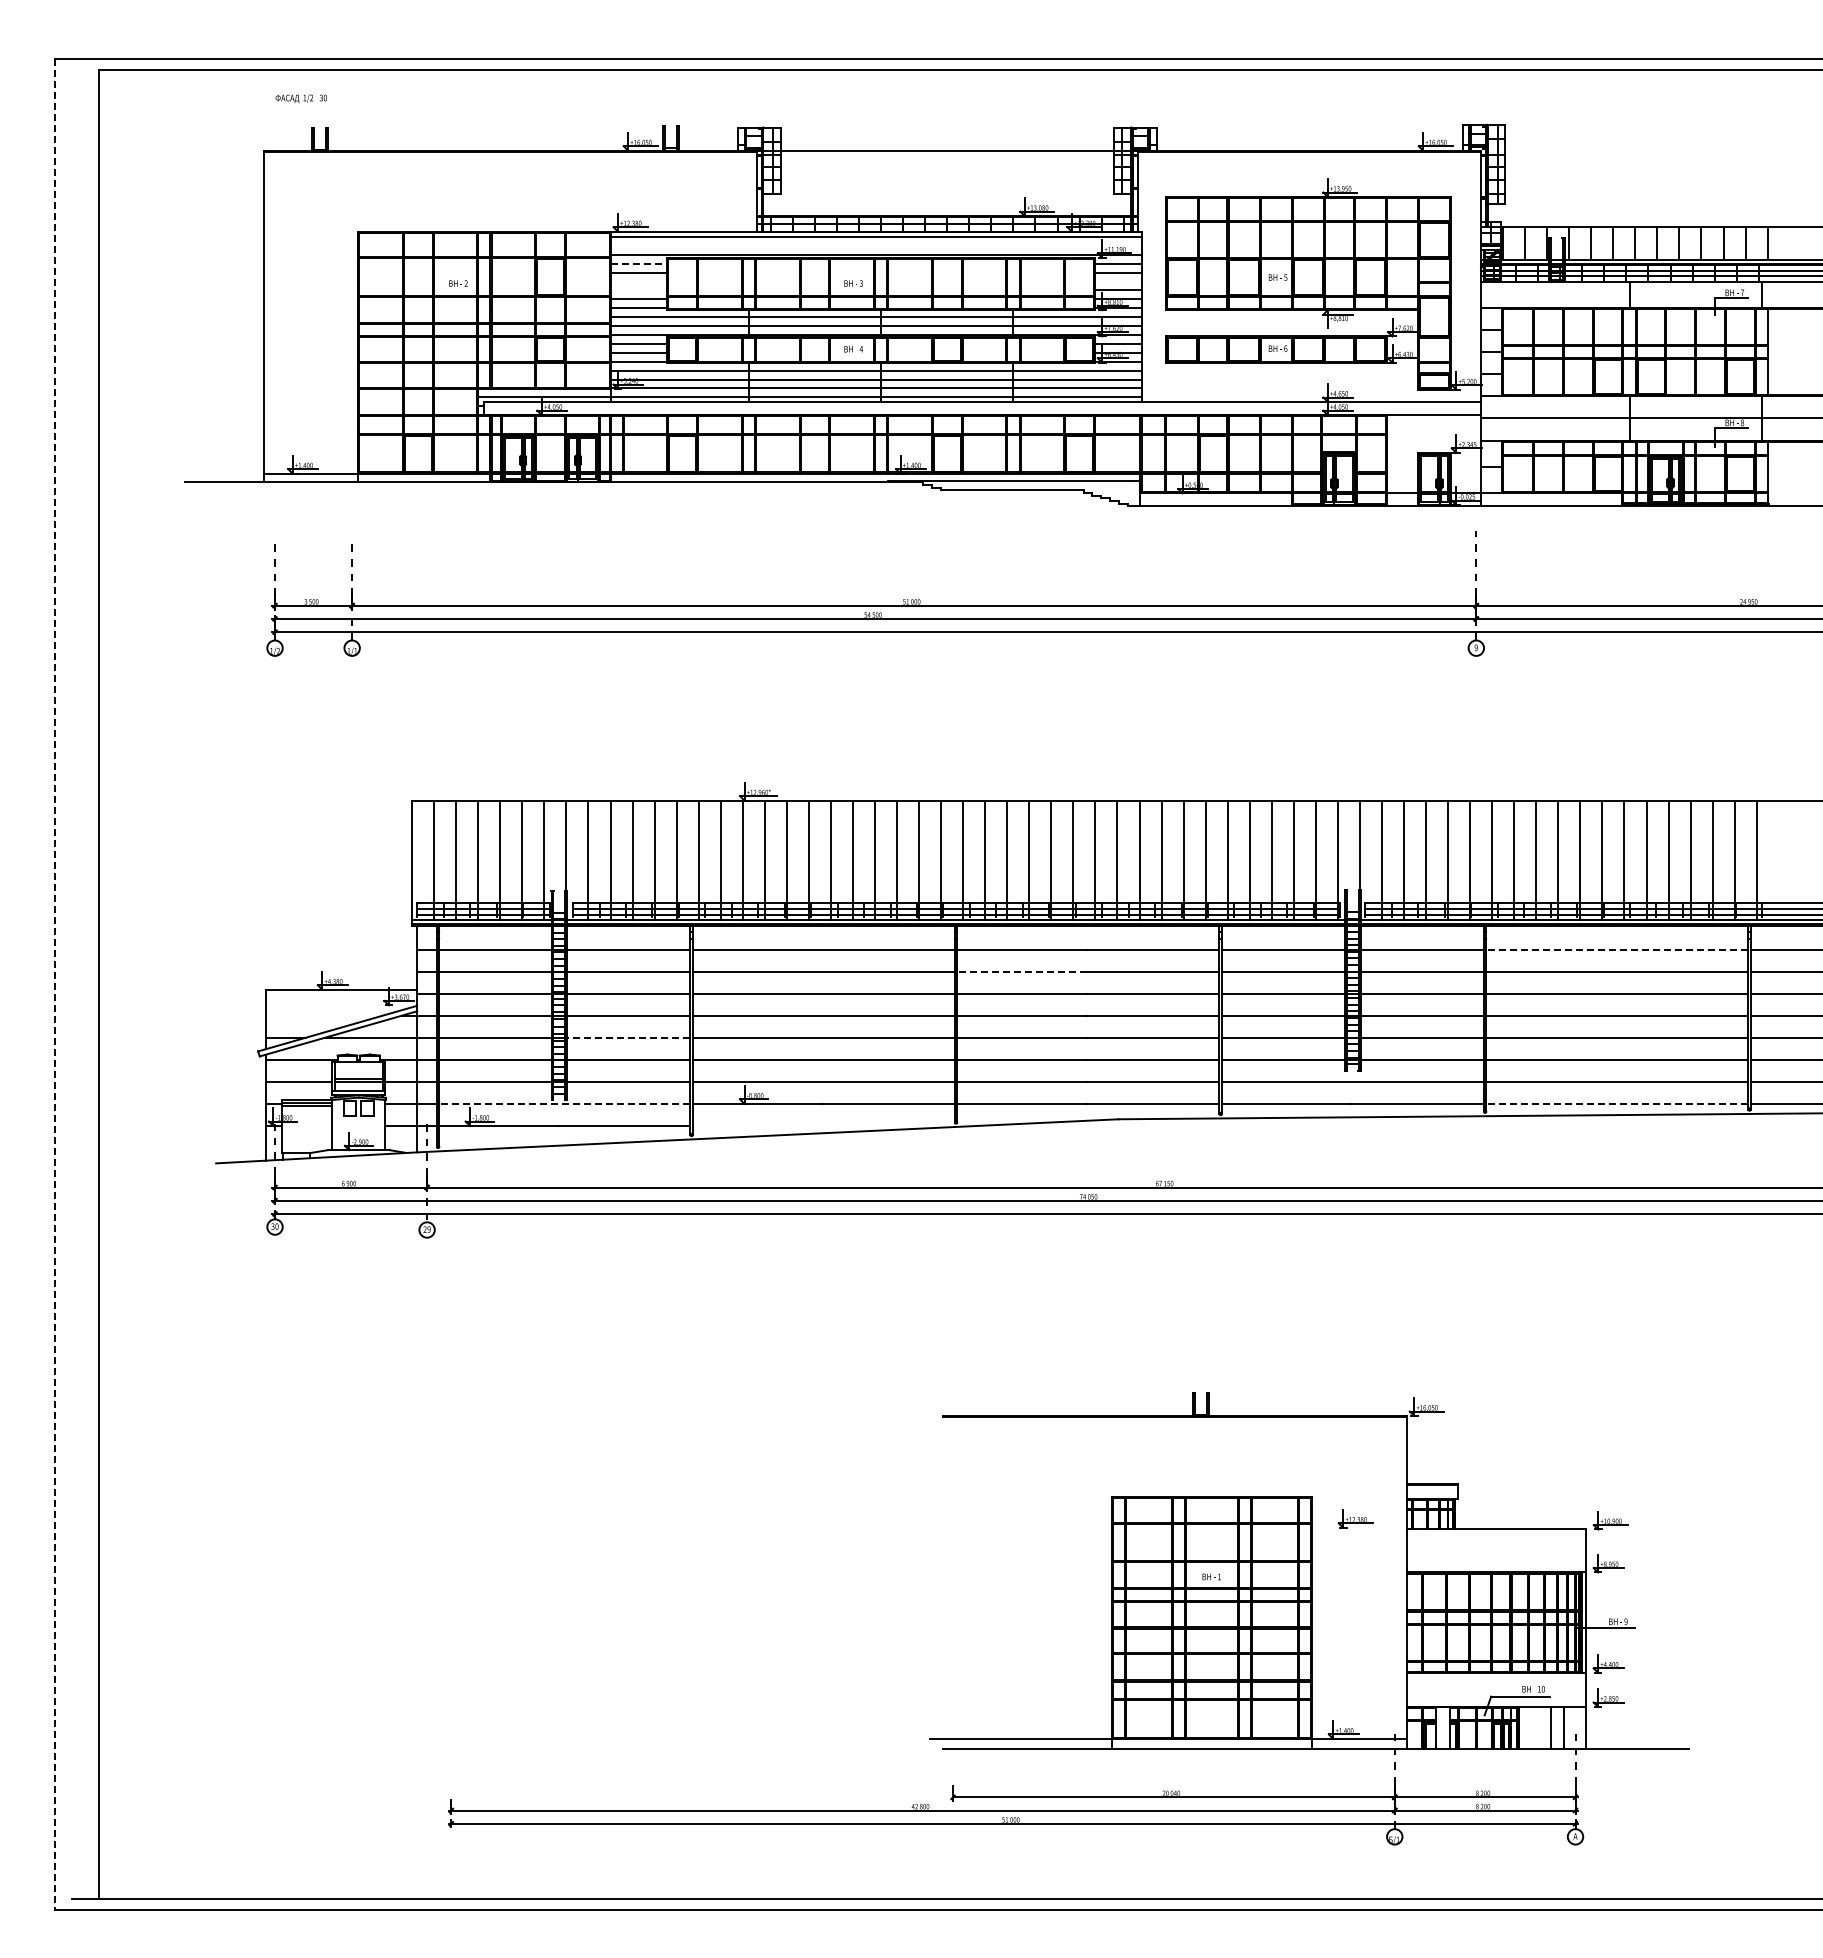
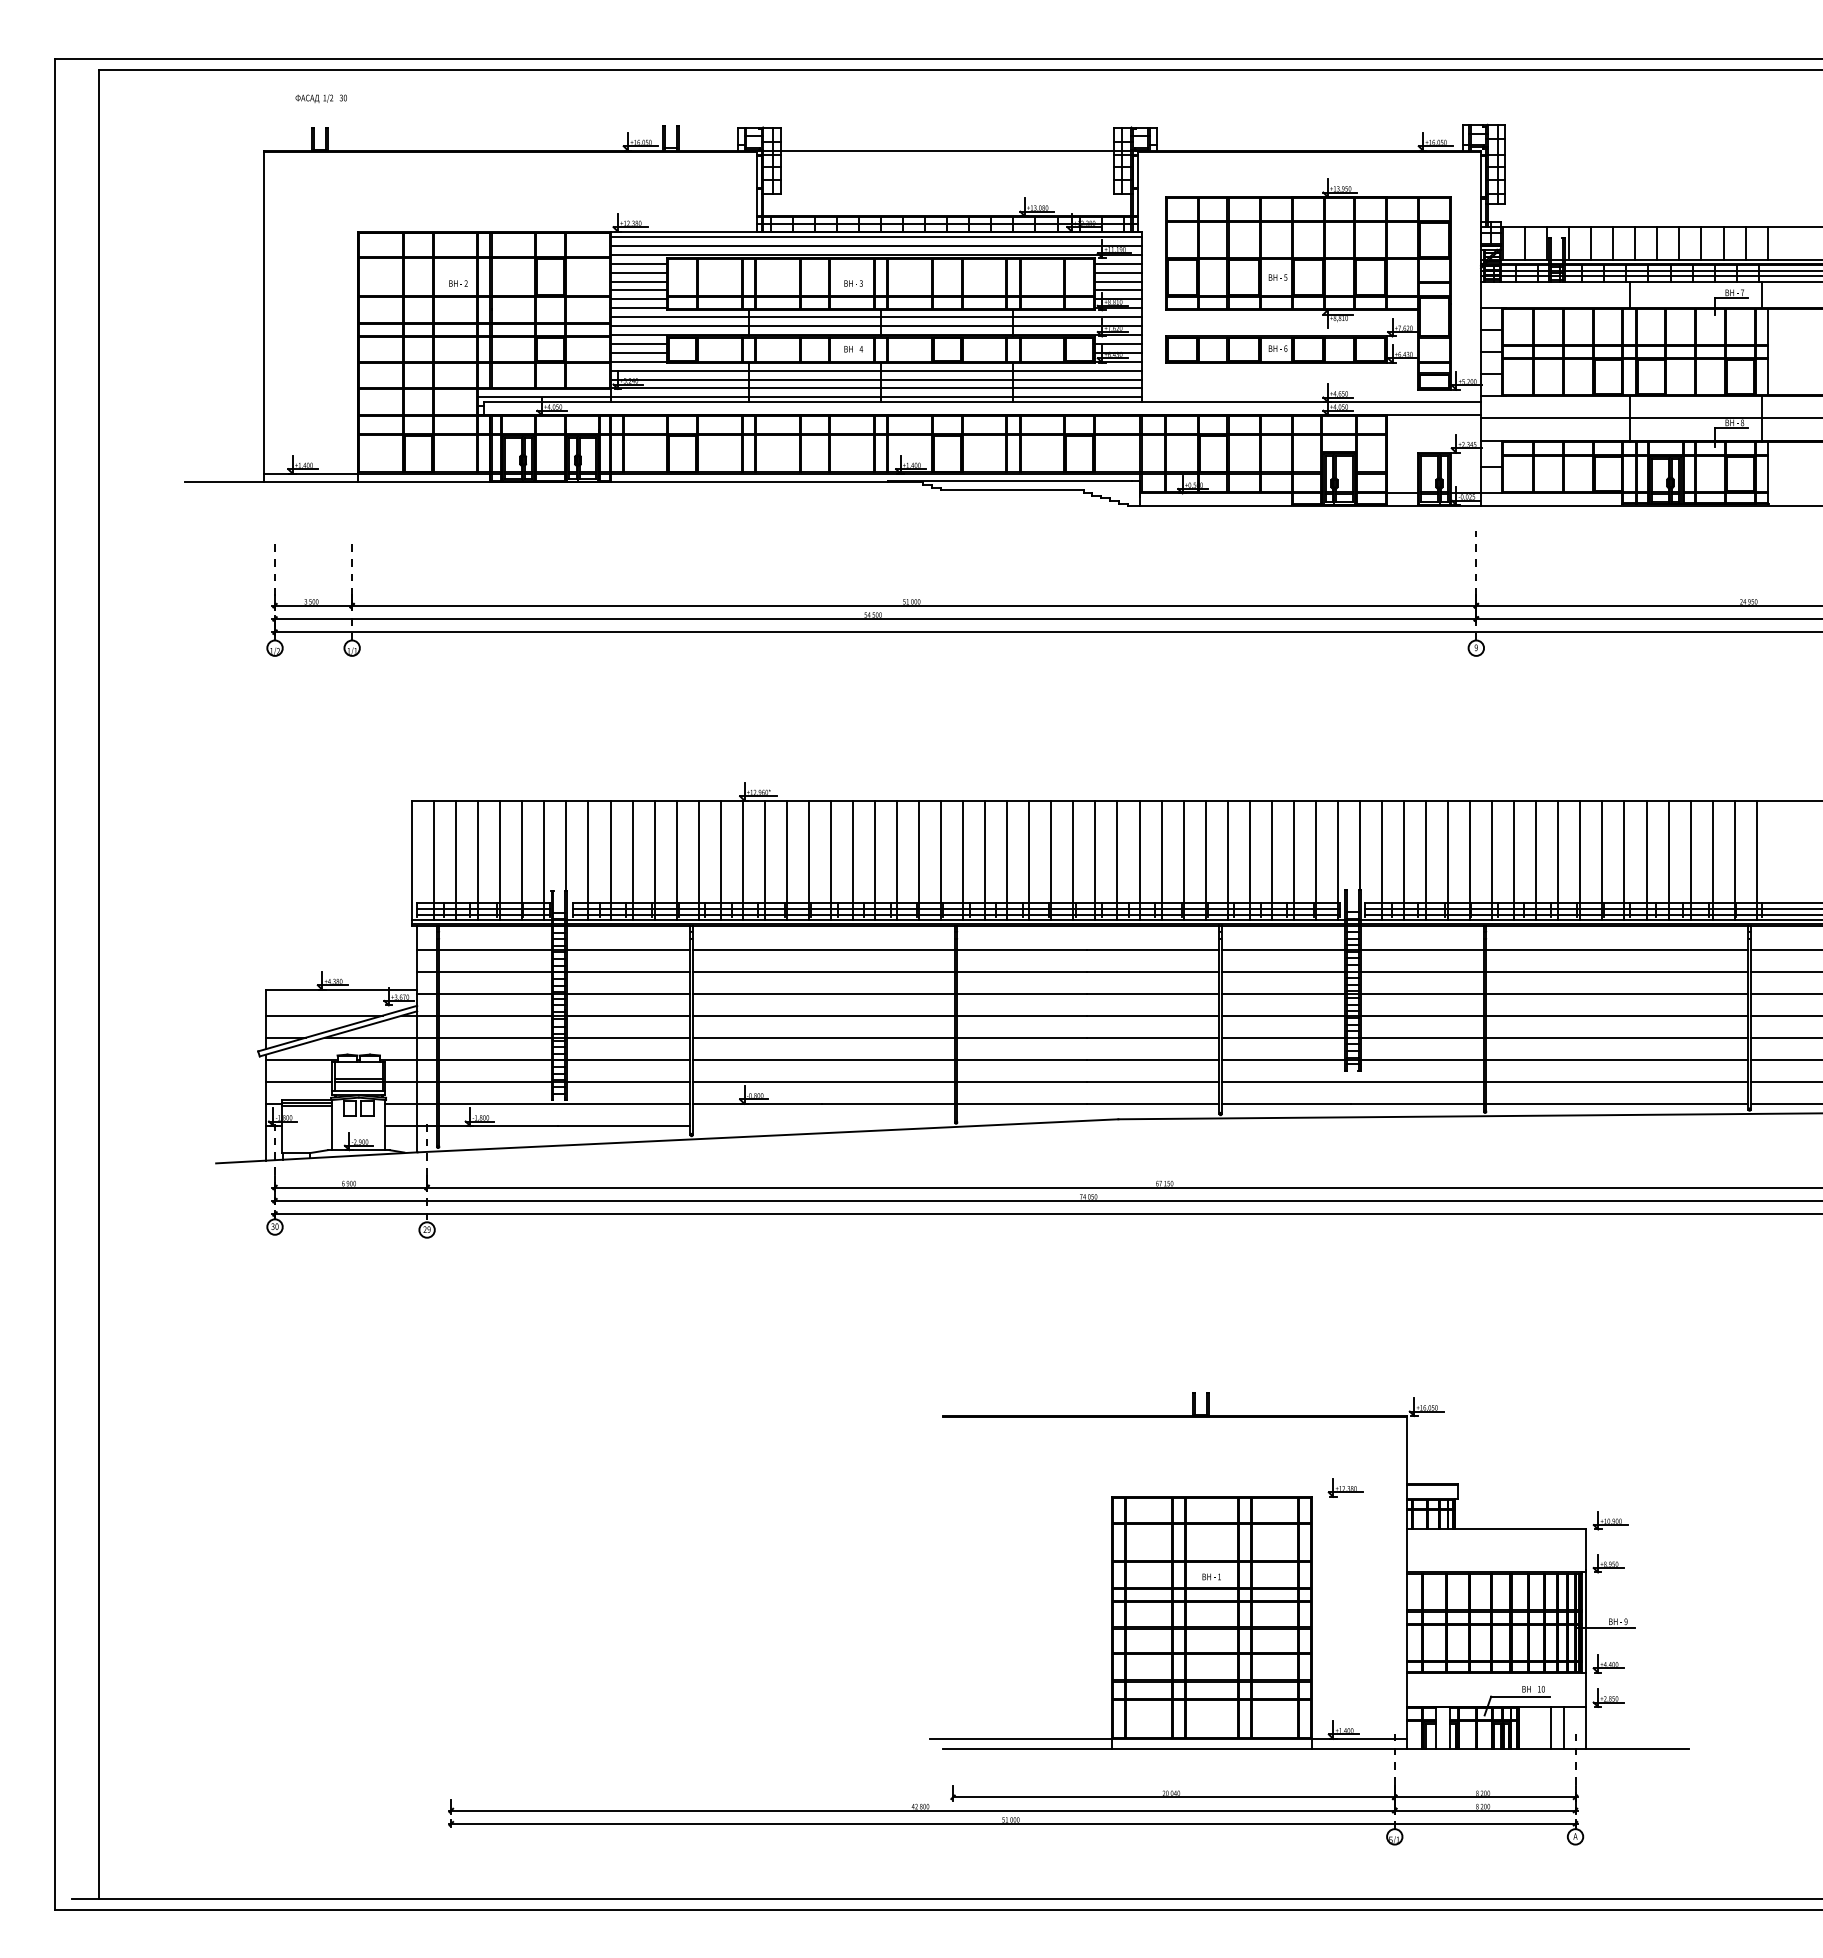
text position: (300, 98) -> (320, 98) (320, 98)
line: none -> present (875, 245)
line: dashed -> solid (639, 263)
line: none -> present (638, 281)
line: none -> present (1117, 281)
line: none -> present (638, 290)
line: dashed -> solid (1616, 949)
line: dashed -> solid (1021, 971)
line: dashed -> solid (54, 984)
line: none -> present (323, 1015)
line: dashed -> solid (628, 1037)
line: dashed -> solid (564, 1103)
line: dashed -> solid (1616, 1103)
part position: (1355, 1518) -> (1345, 1487) (1345, 1487)
